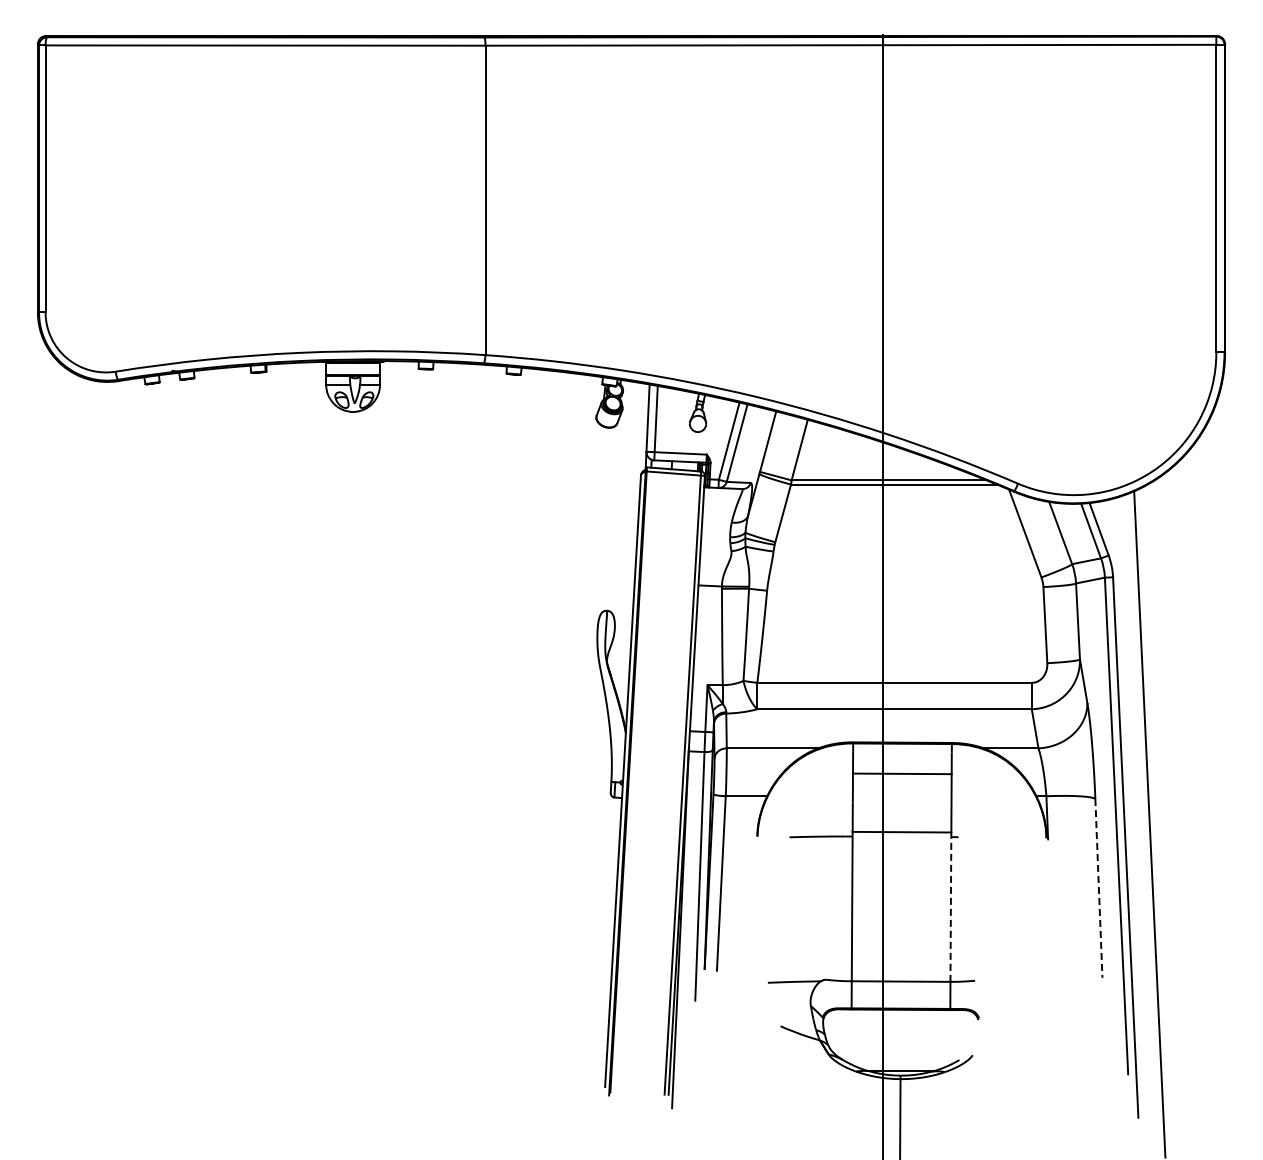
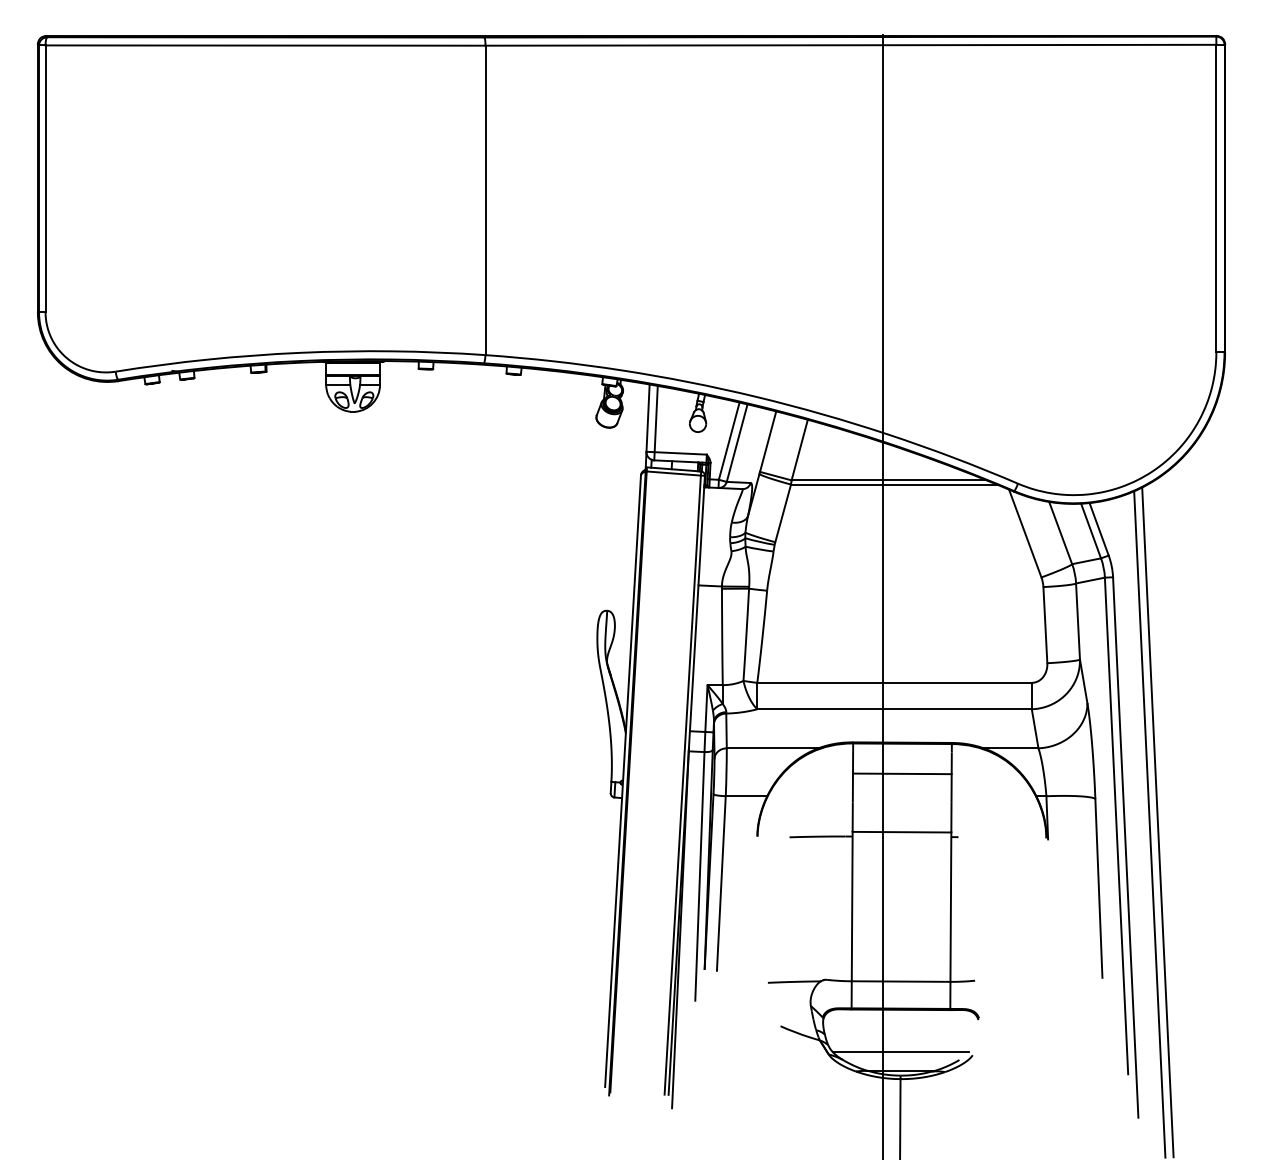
line: none -> present (1157, 821)
line: dashed -> solid (1098, 888)
line: dashed -> solid (950, 907)
line: none -> present (901, 1052)
